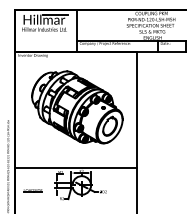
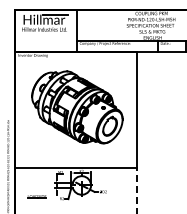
line position: (32, 189) -> (36, 195) (36, 195)
line: solid -> dashed (137, 190)
